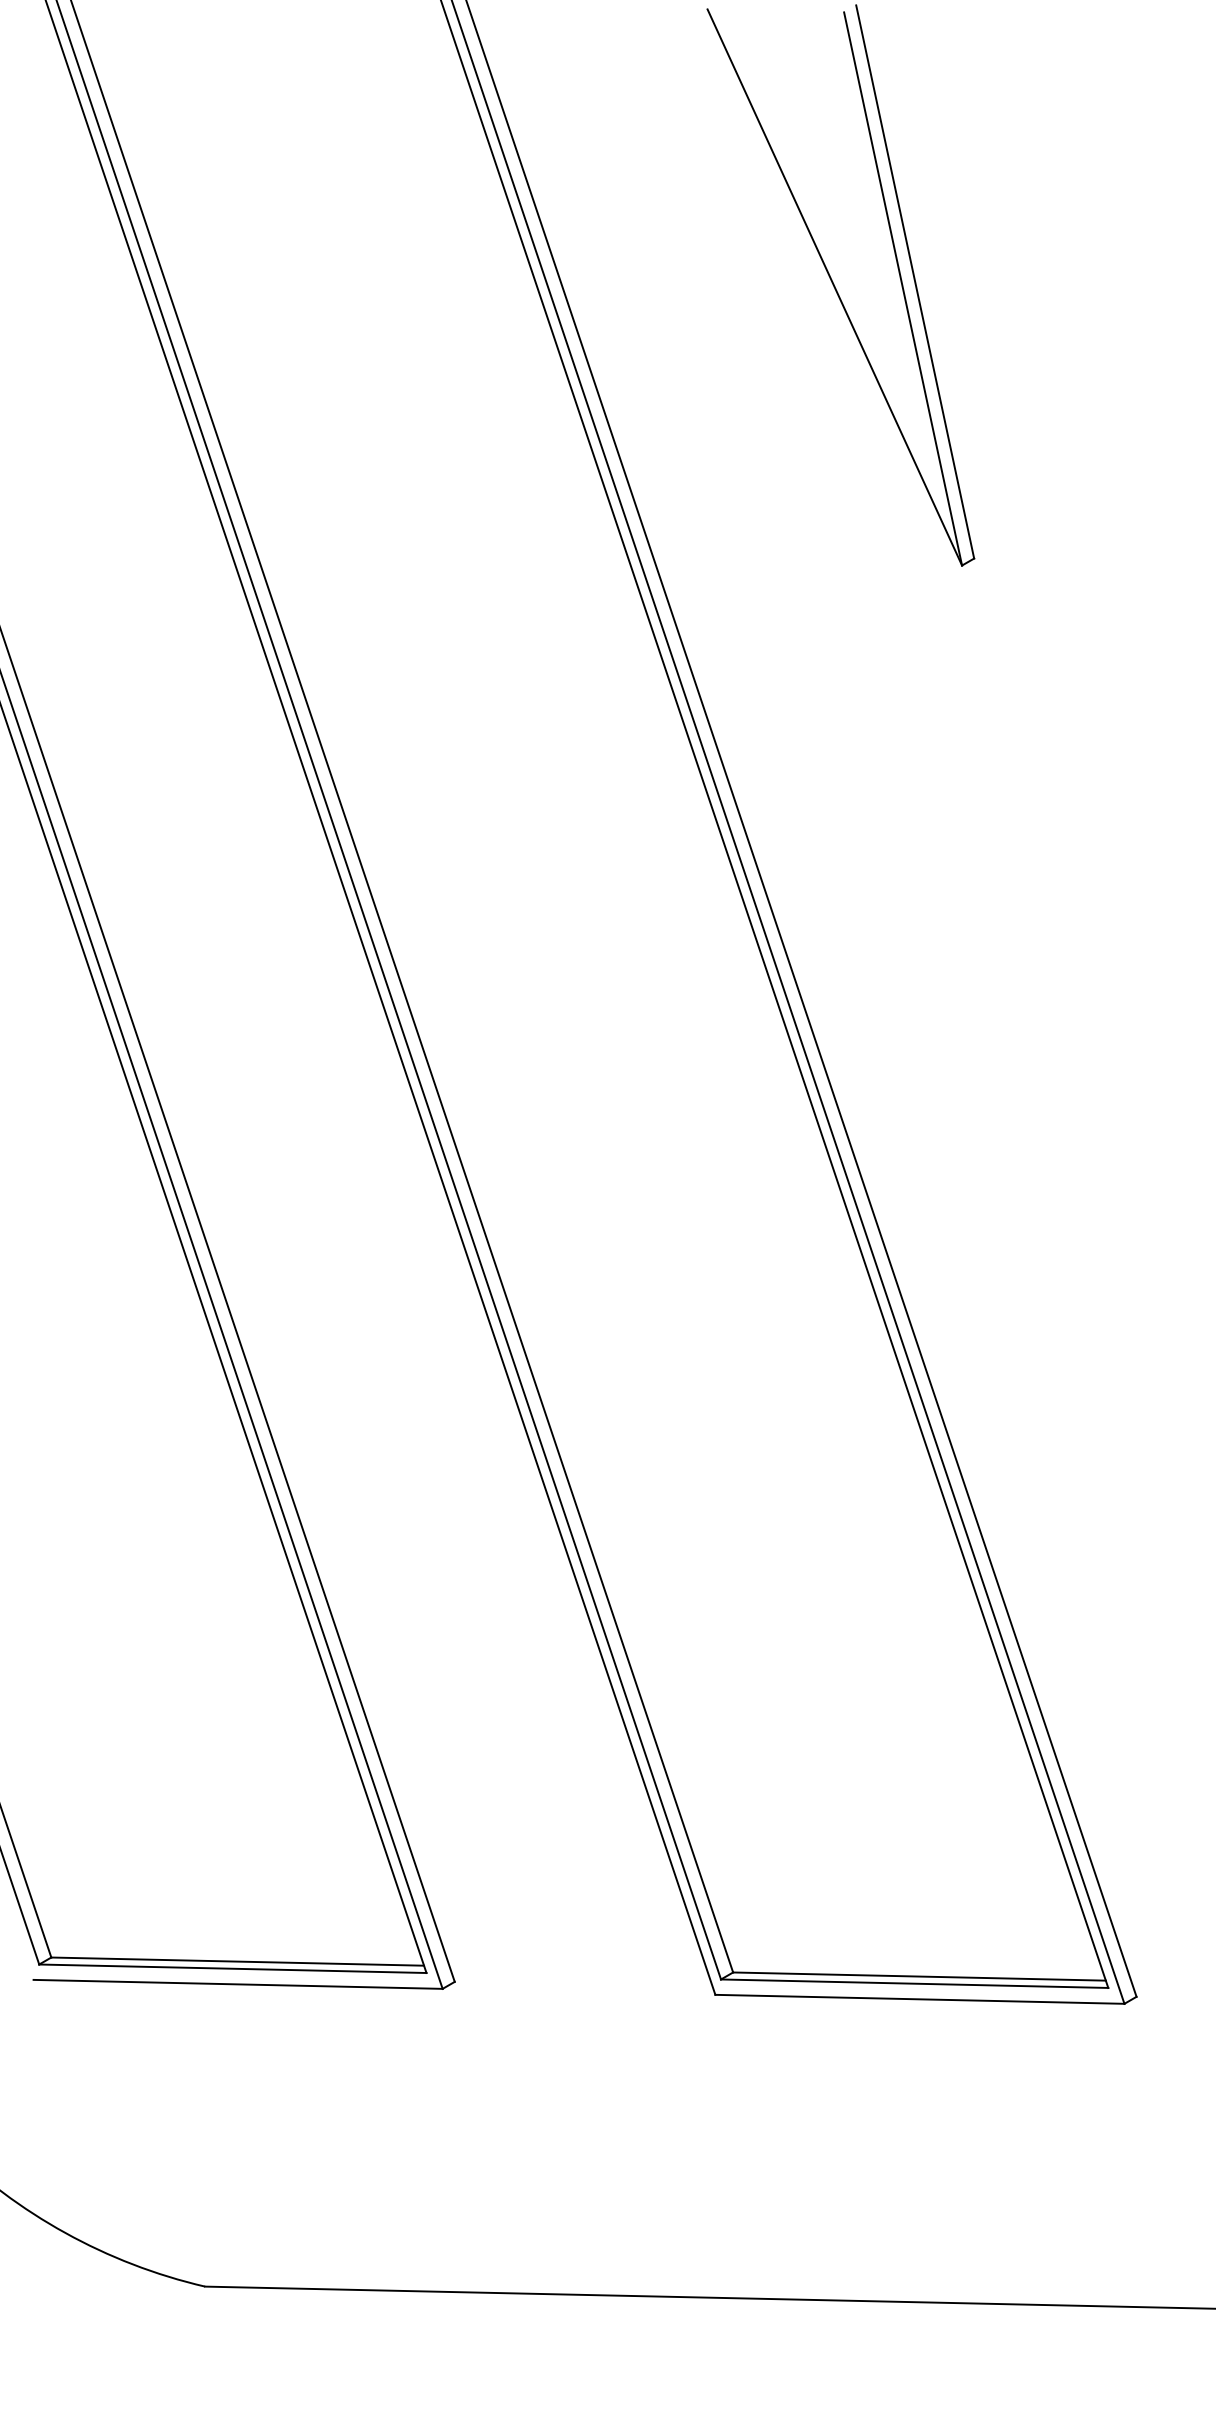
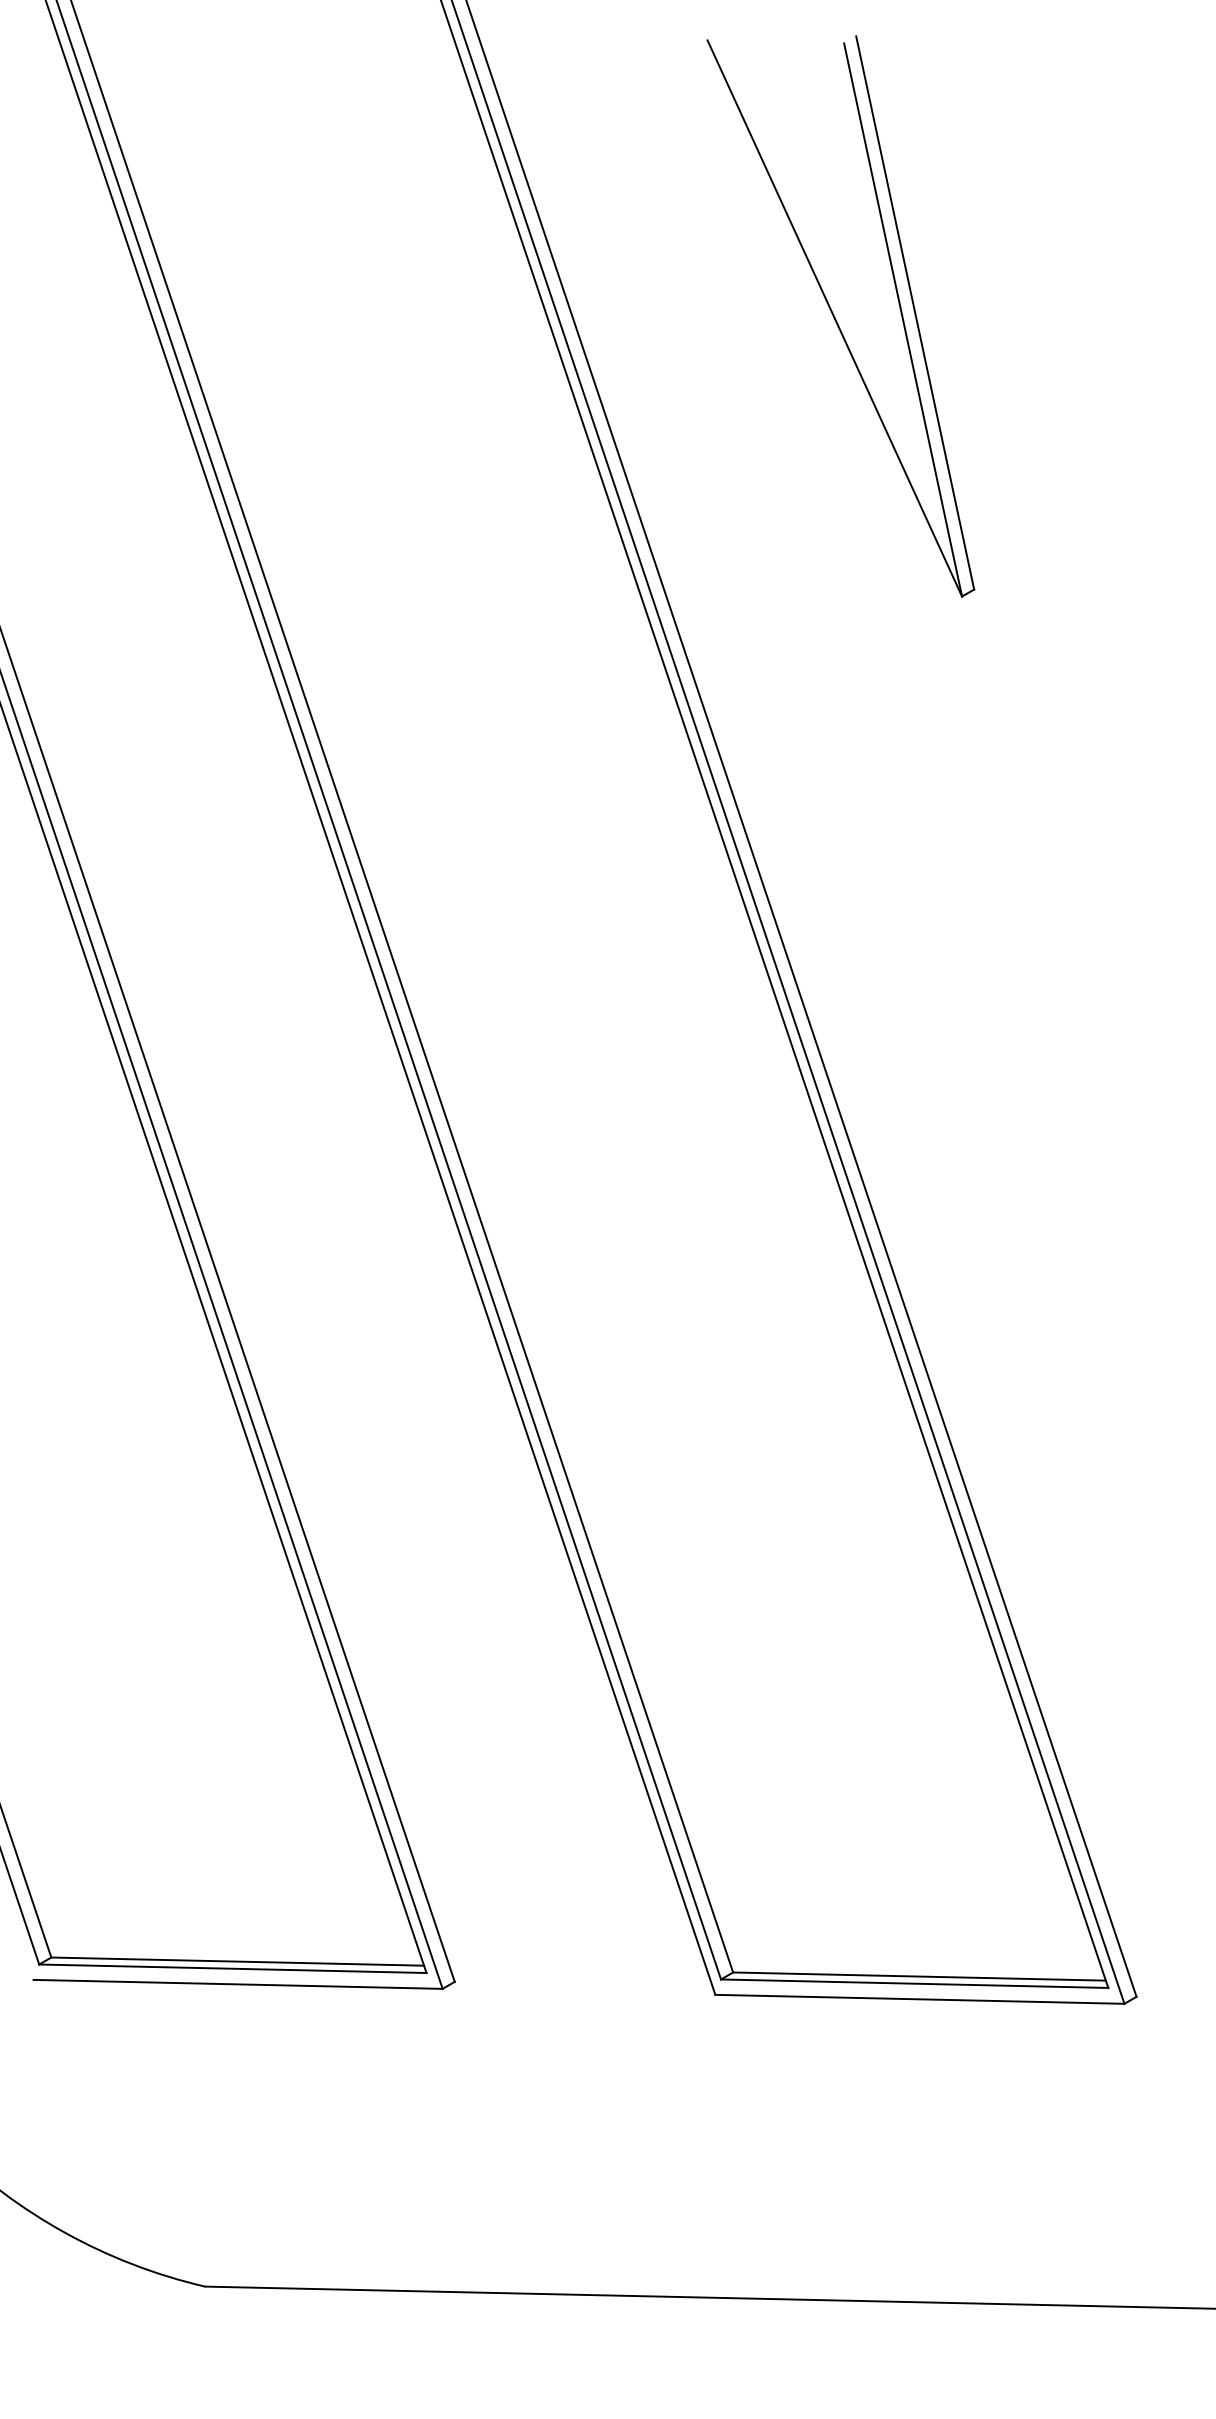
part position: (840, 285) -> (840, 316) (840, 316)
